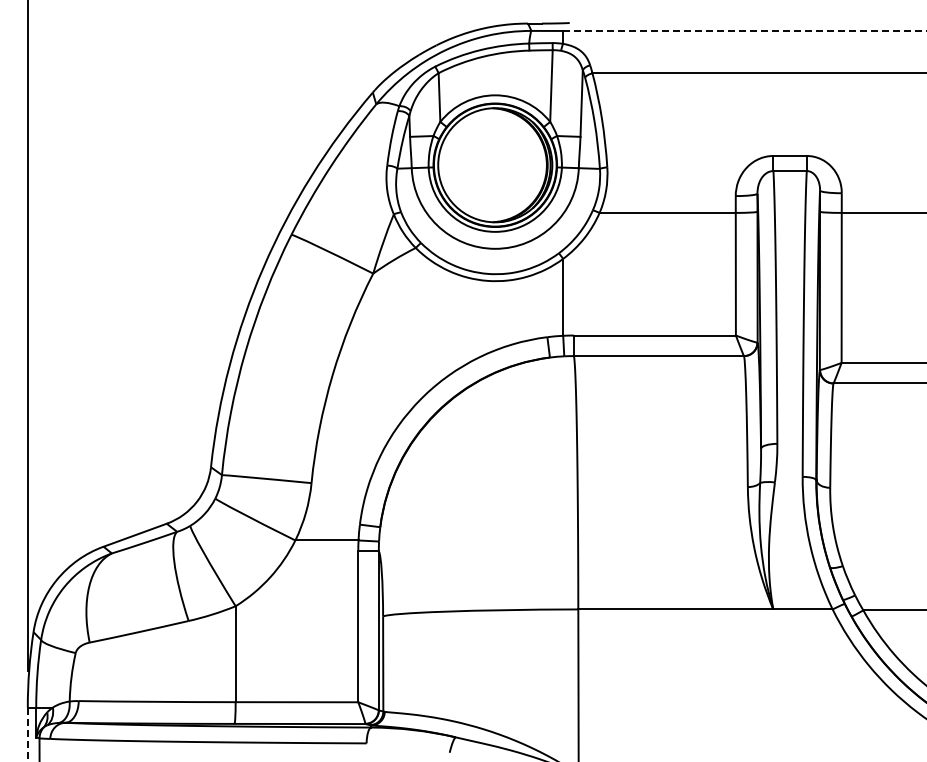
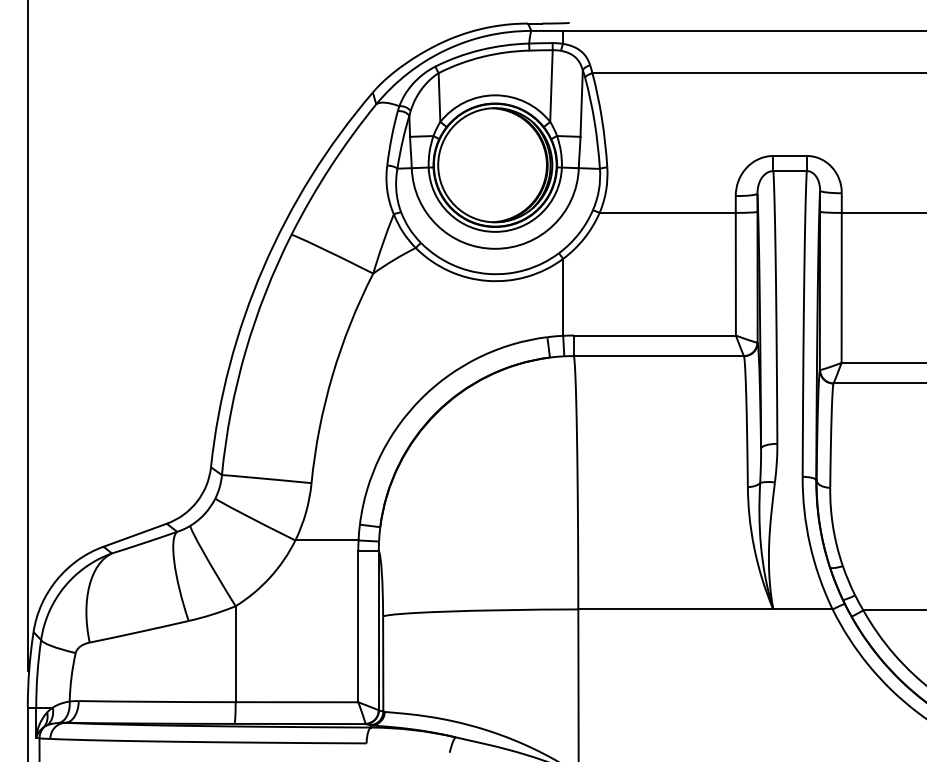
line: dashed -> solid (744, 30)
line: dashed -> solid (27, 734)
